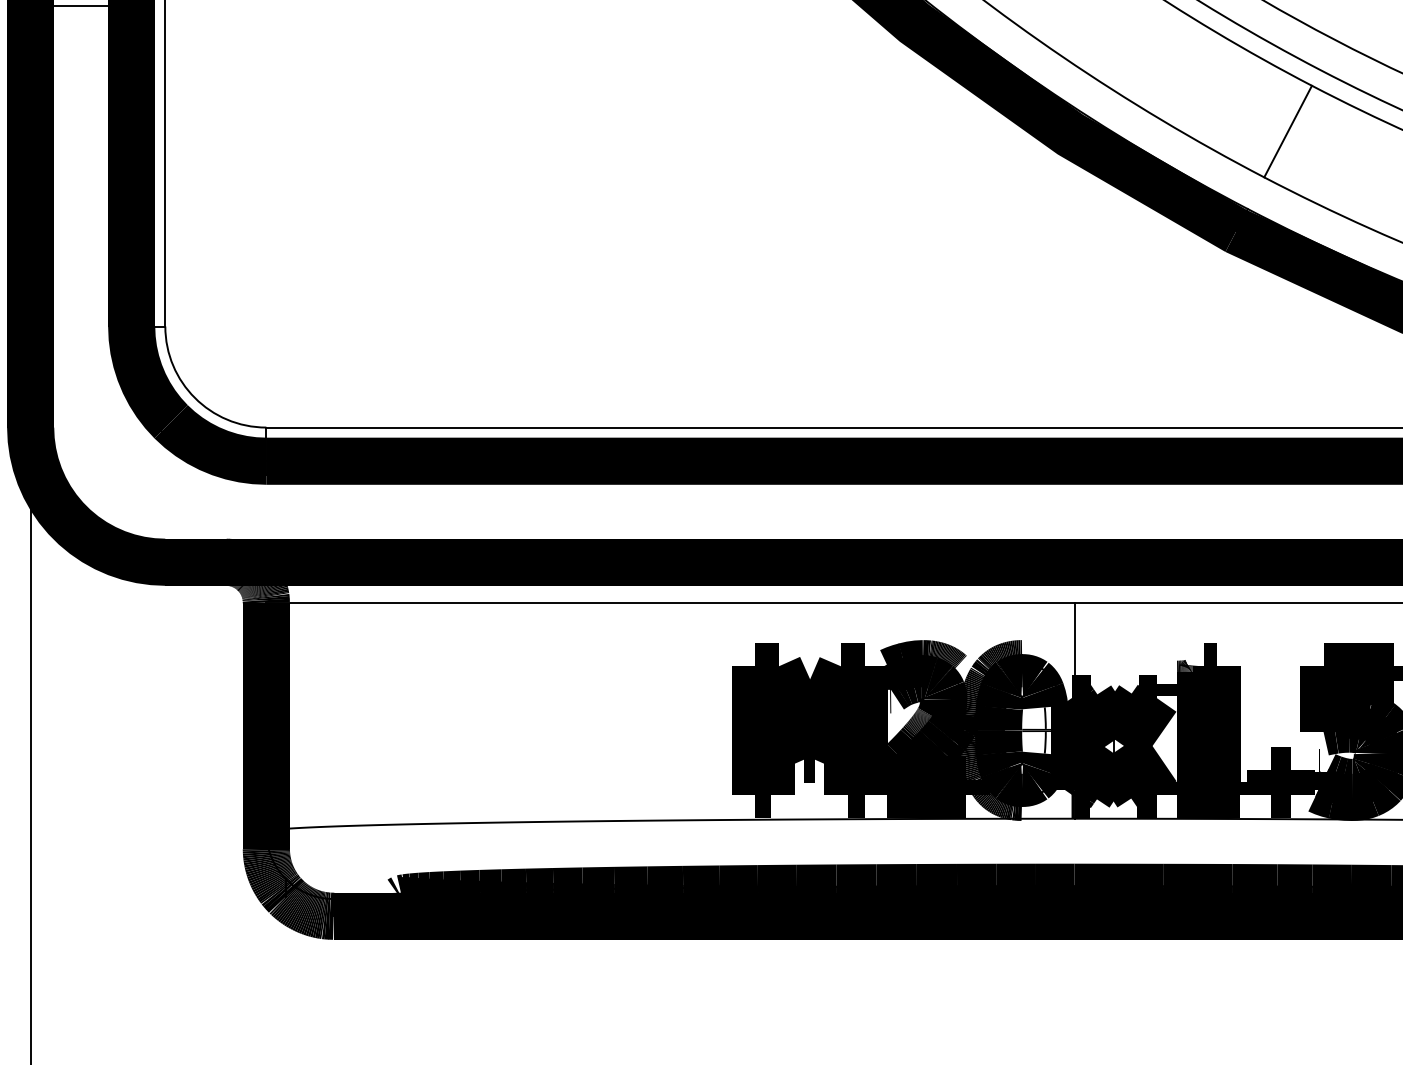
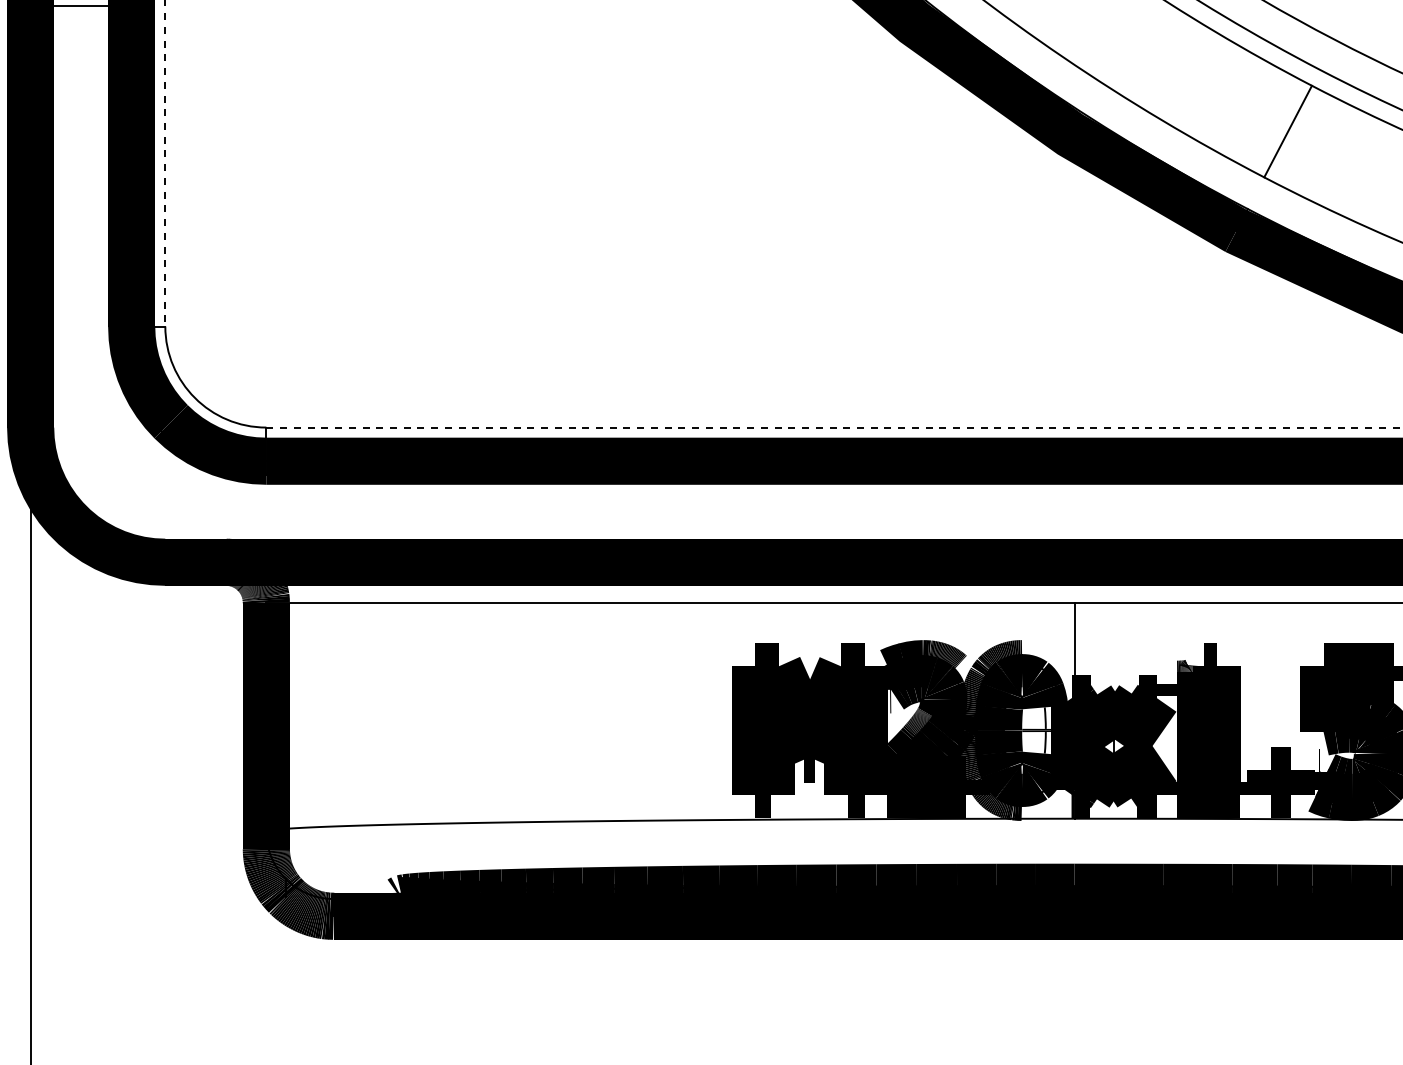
line: solid -> dashed (165, 163)
line: solid -> dashed (834, 427)
